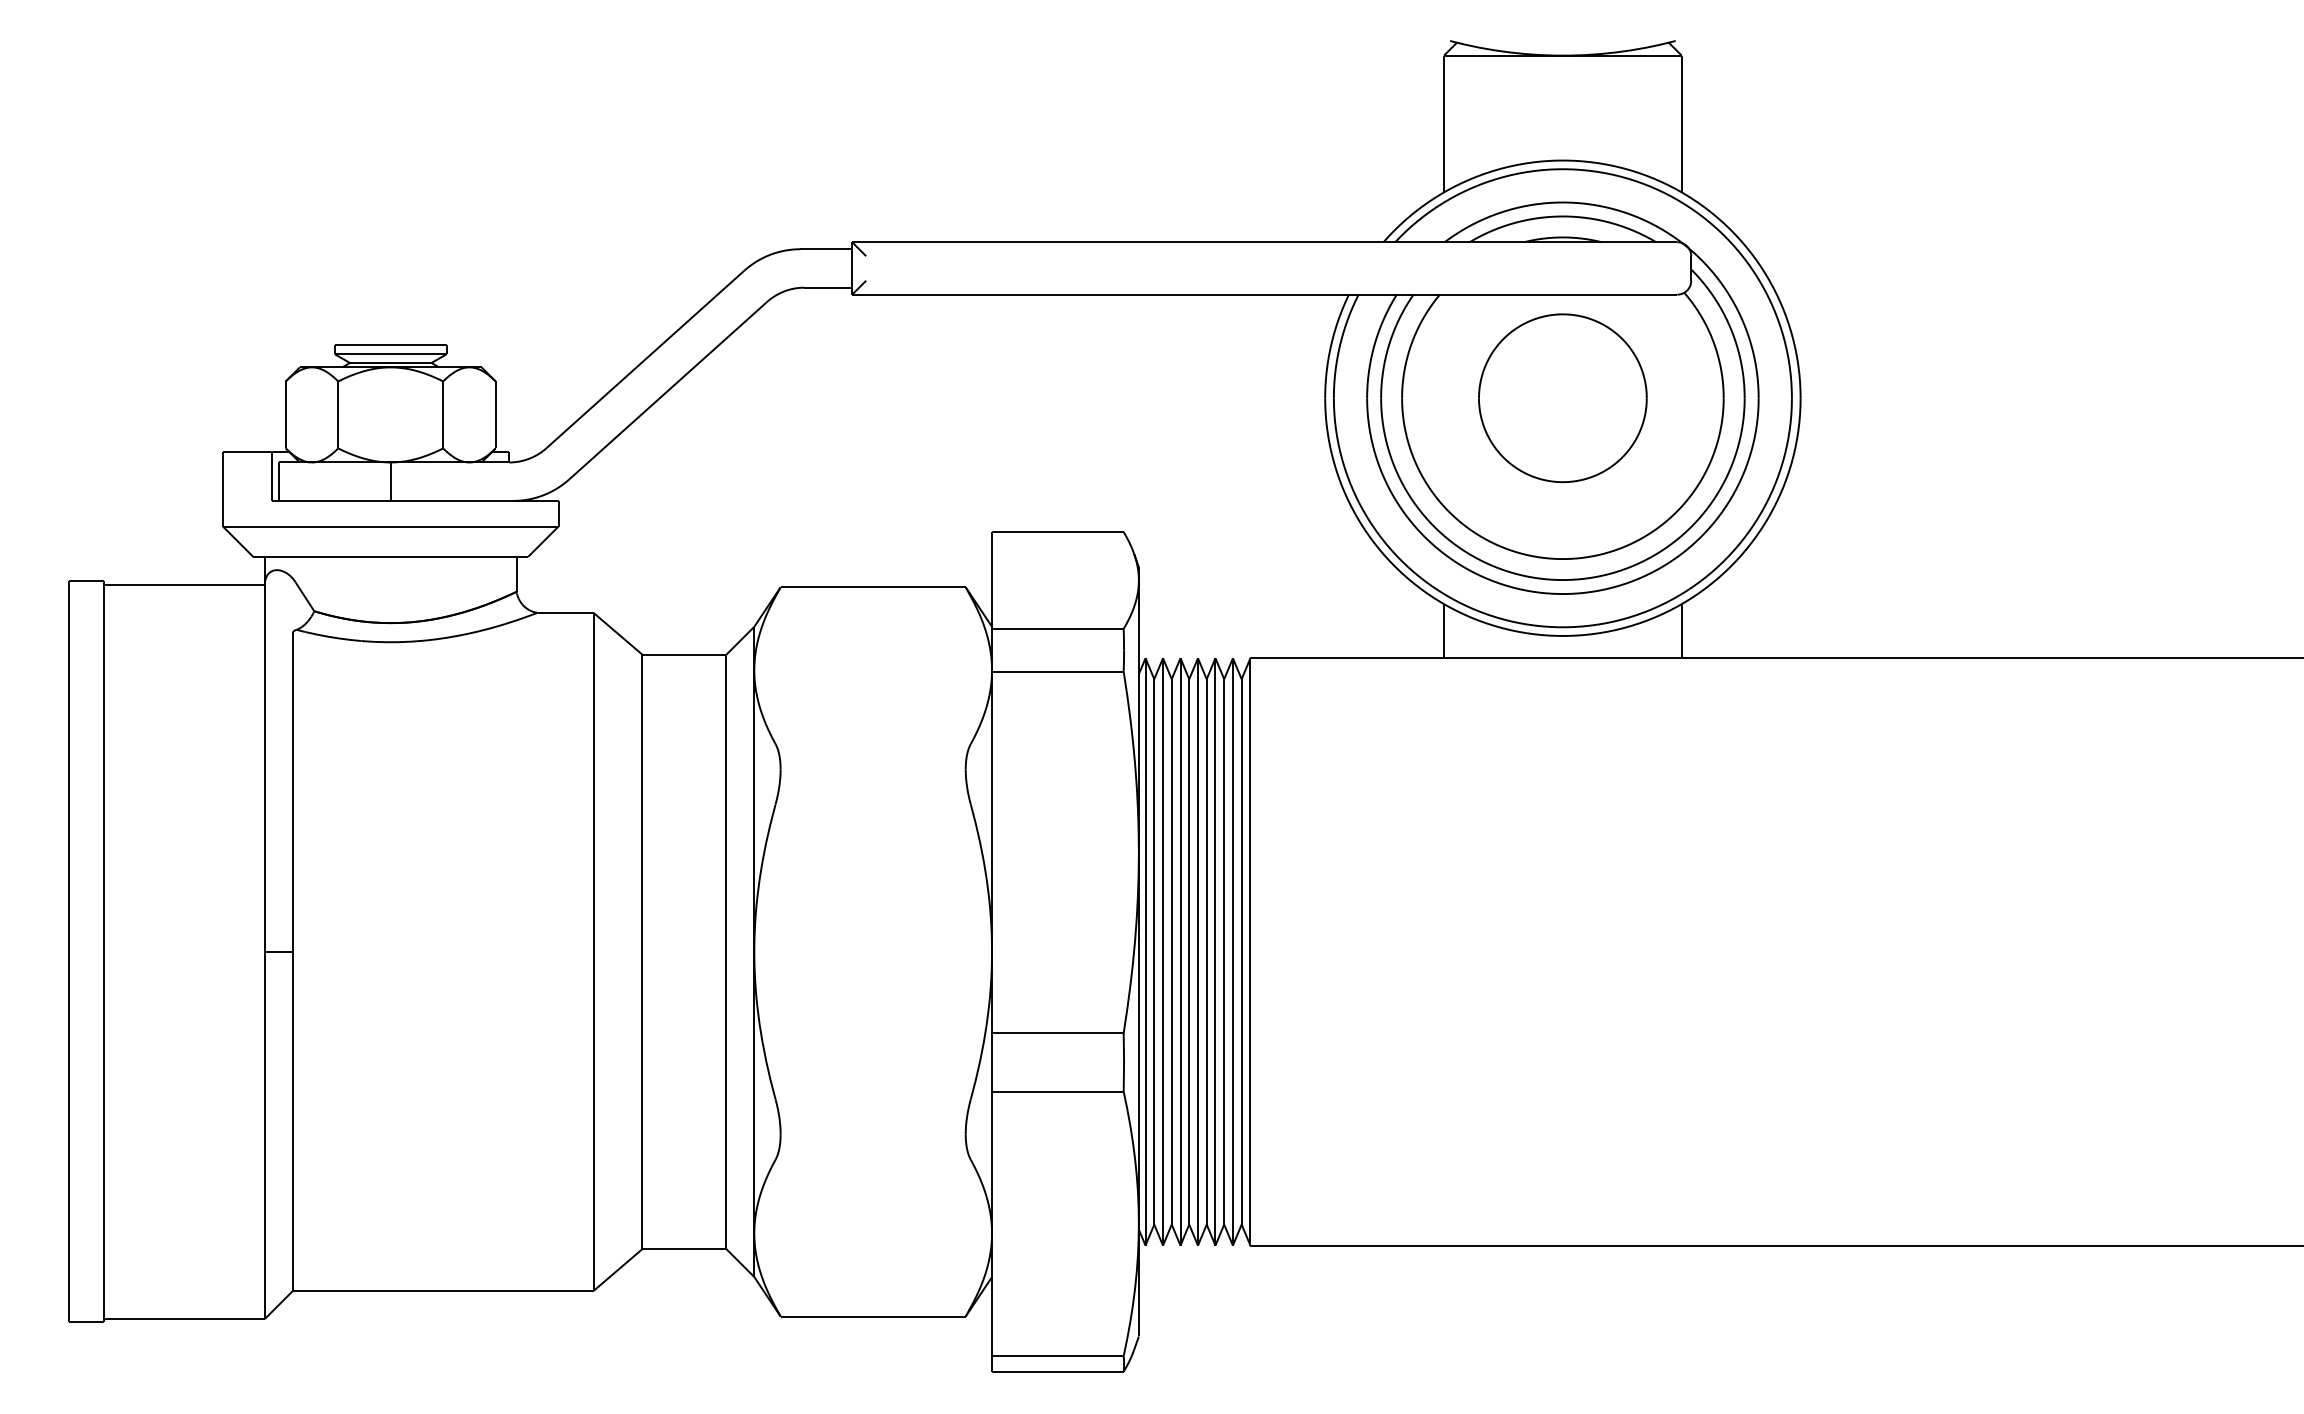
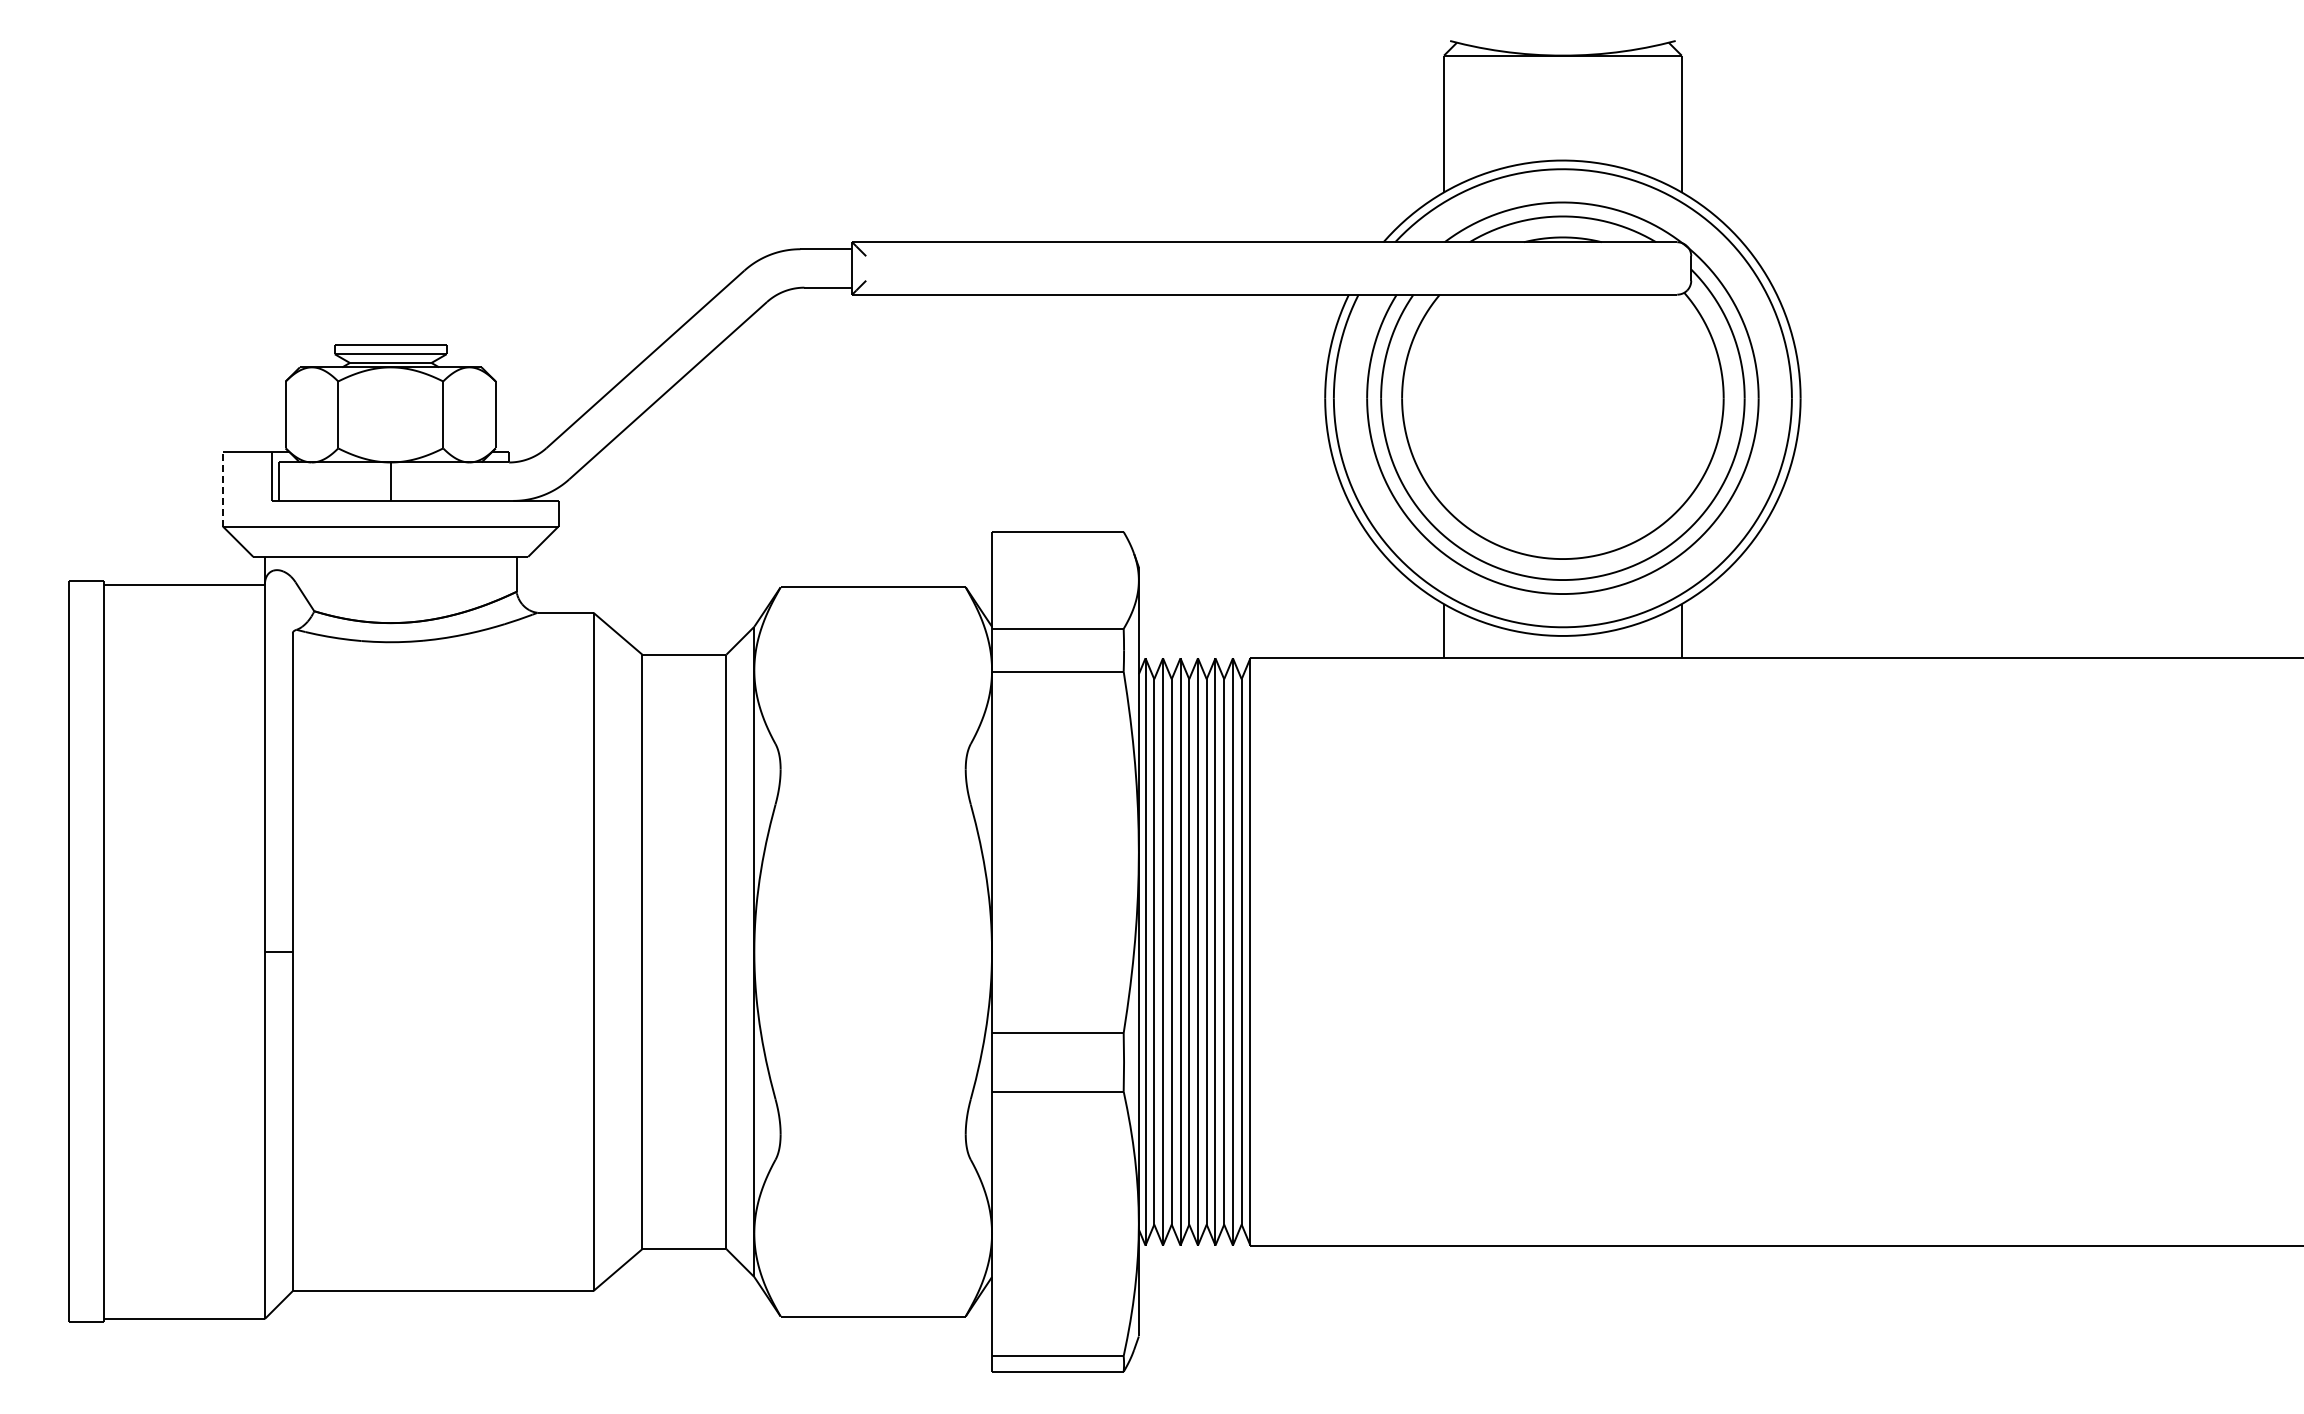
part: present -> none (1562, 397)
line: solid -> dashed (222, 488)
